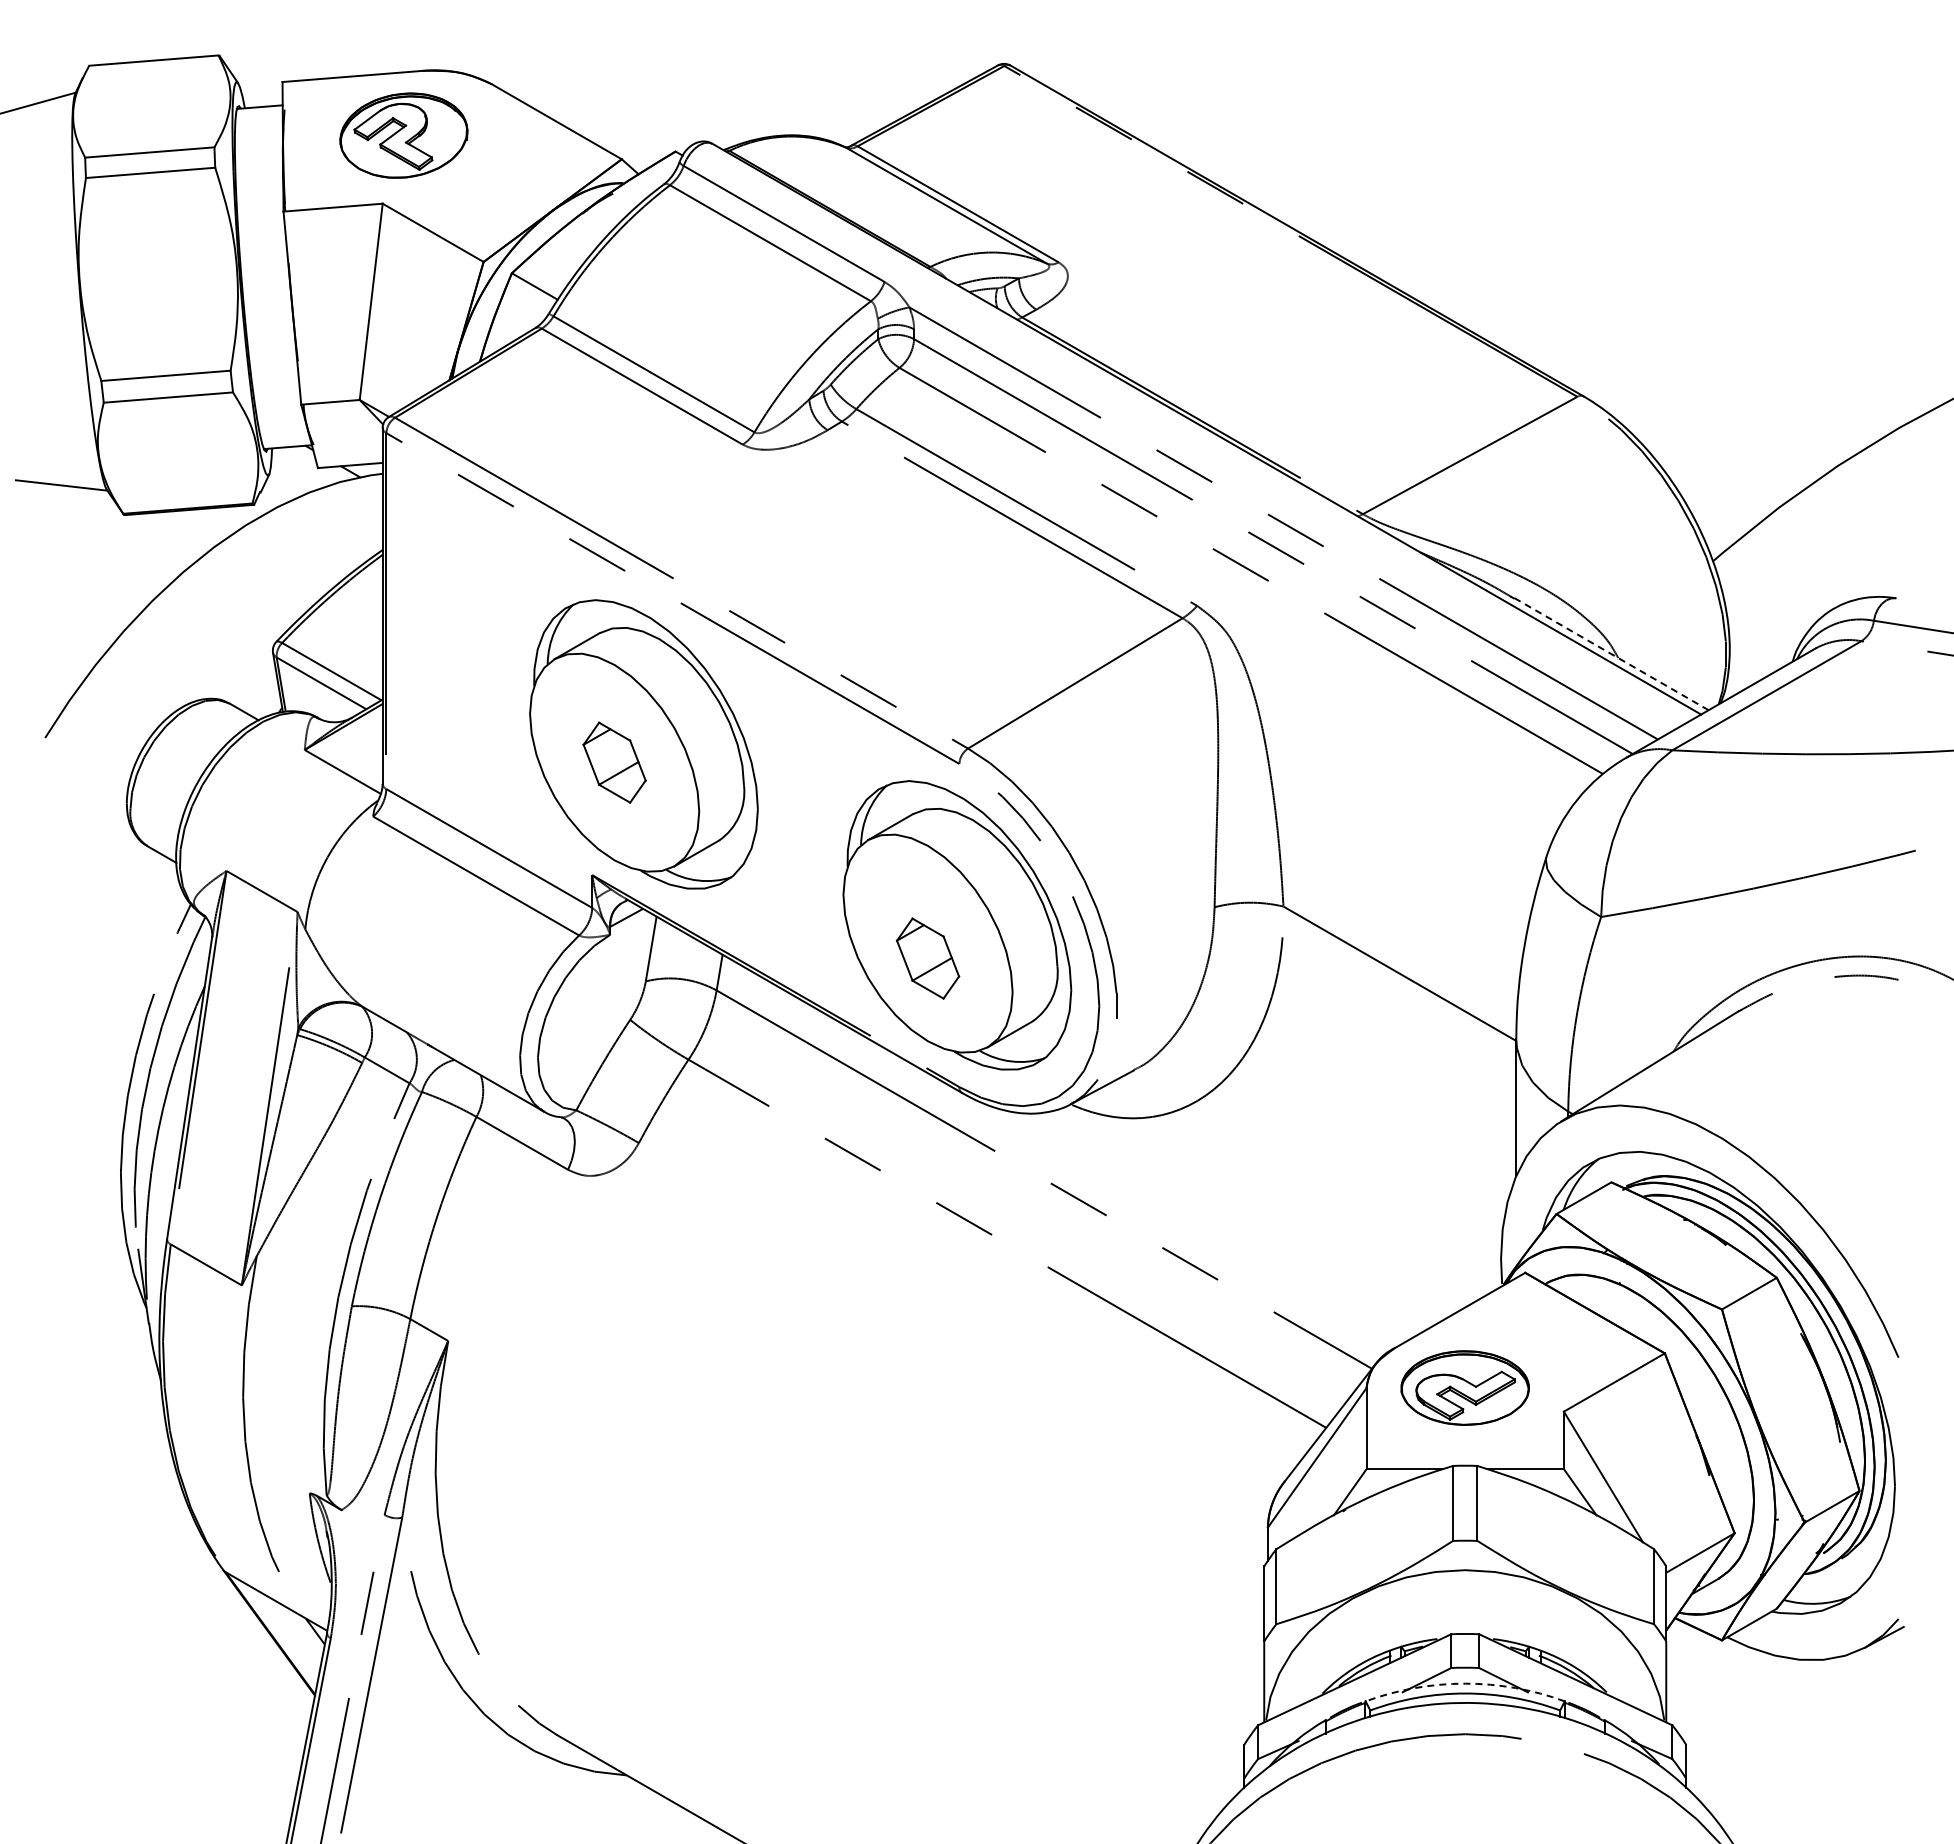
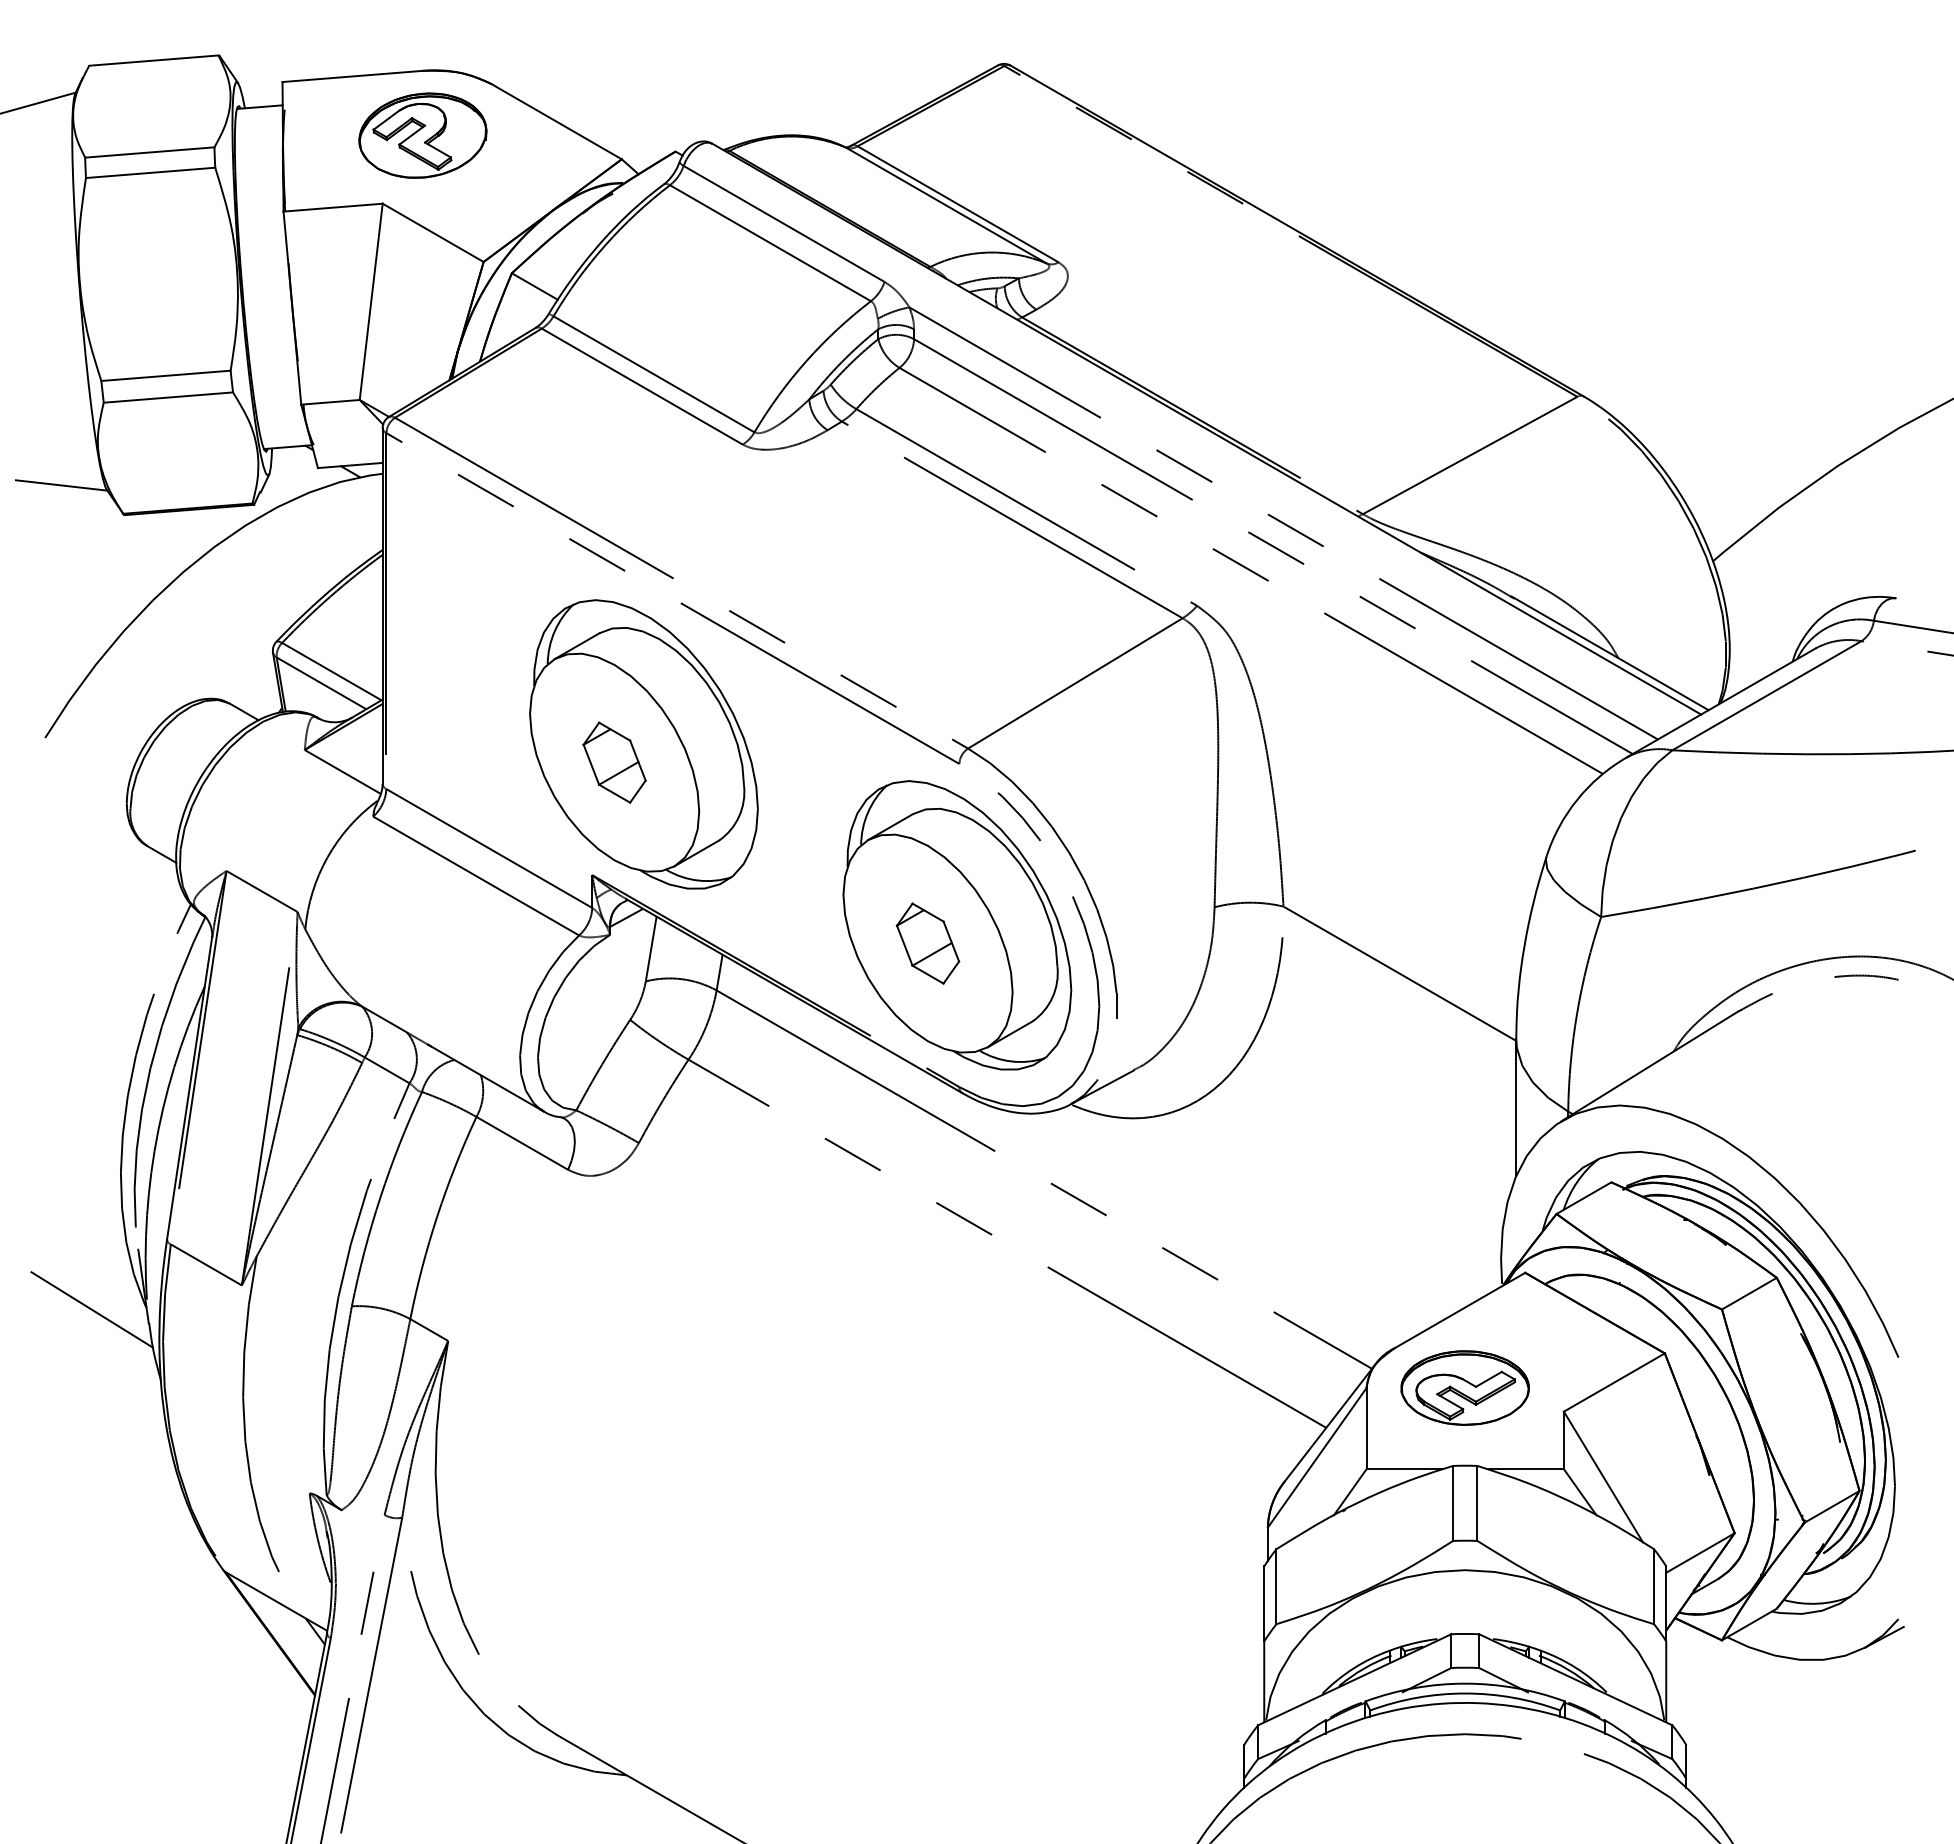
part position: (403, 135) -> (422, 135) (422, 135)
line: dashed -> solid (1610, 653)
part position: (927, 958) -> (927, 943) (927, 943)
line: none -> present (91, 1309)
arc: dashed -> solid (1465, 1683)
